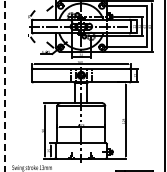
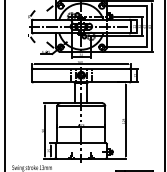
line: dashed -> solid (5, 85)
